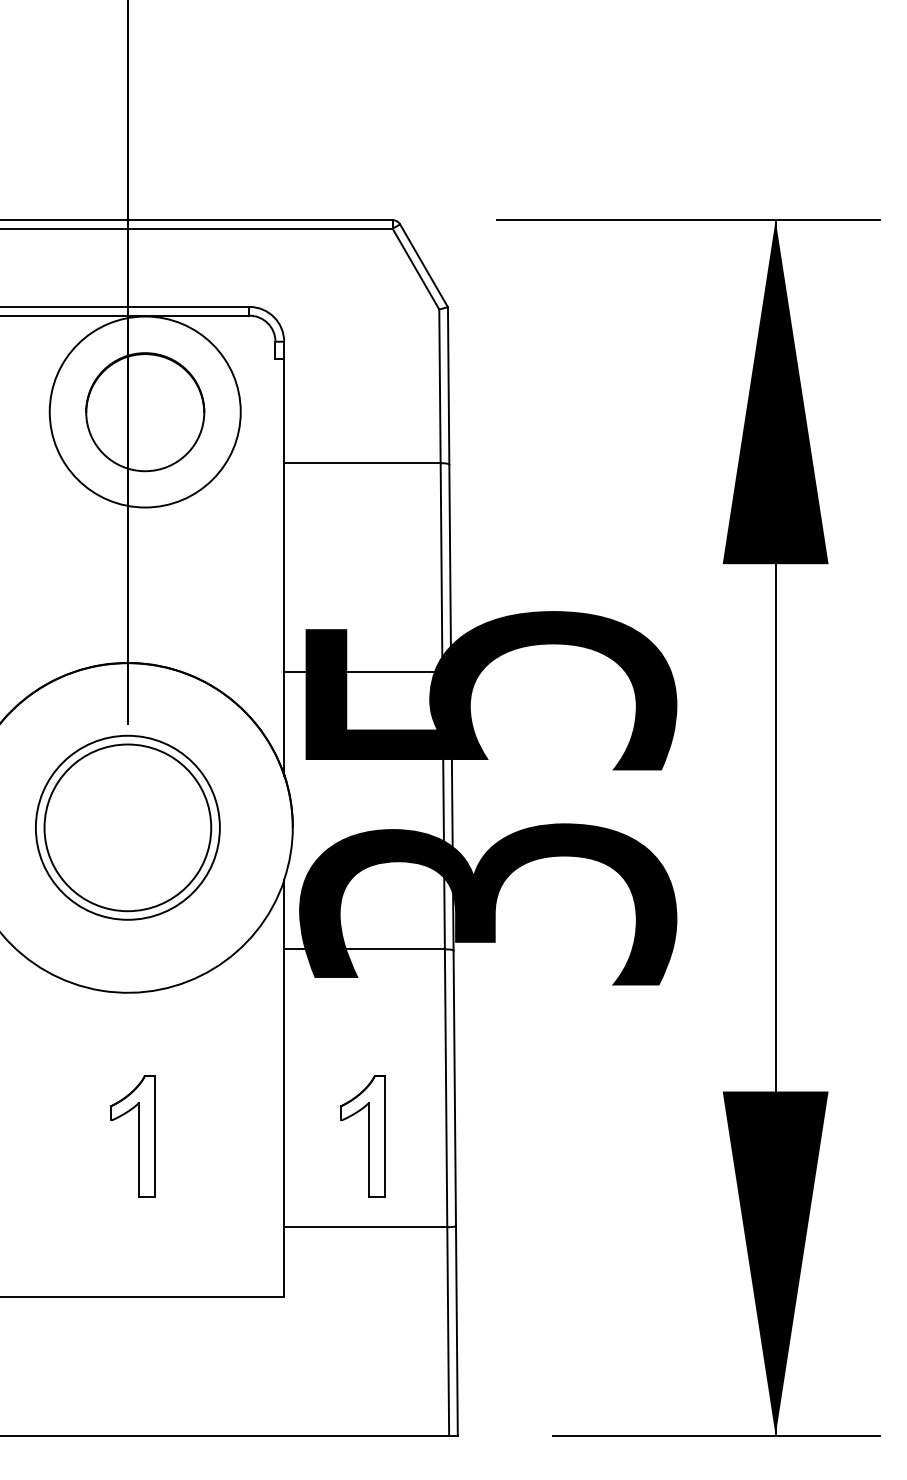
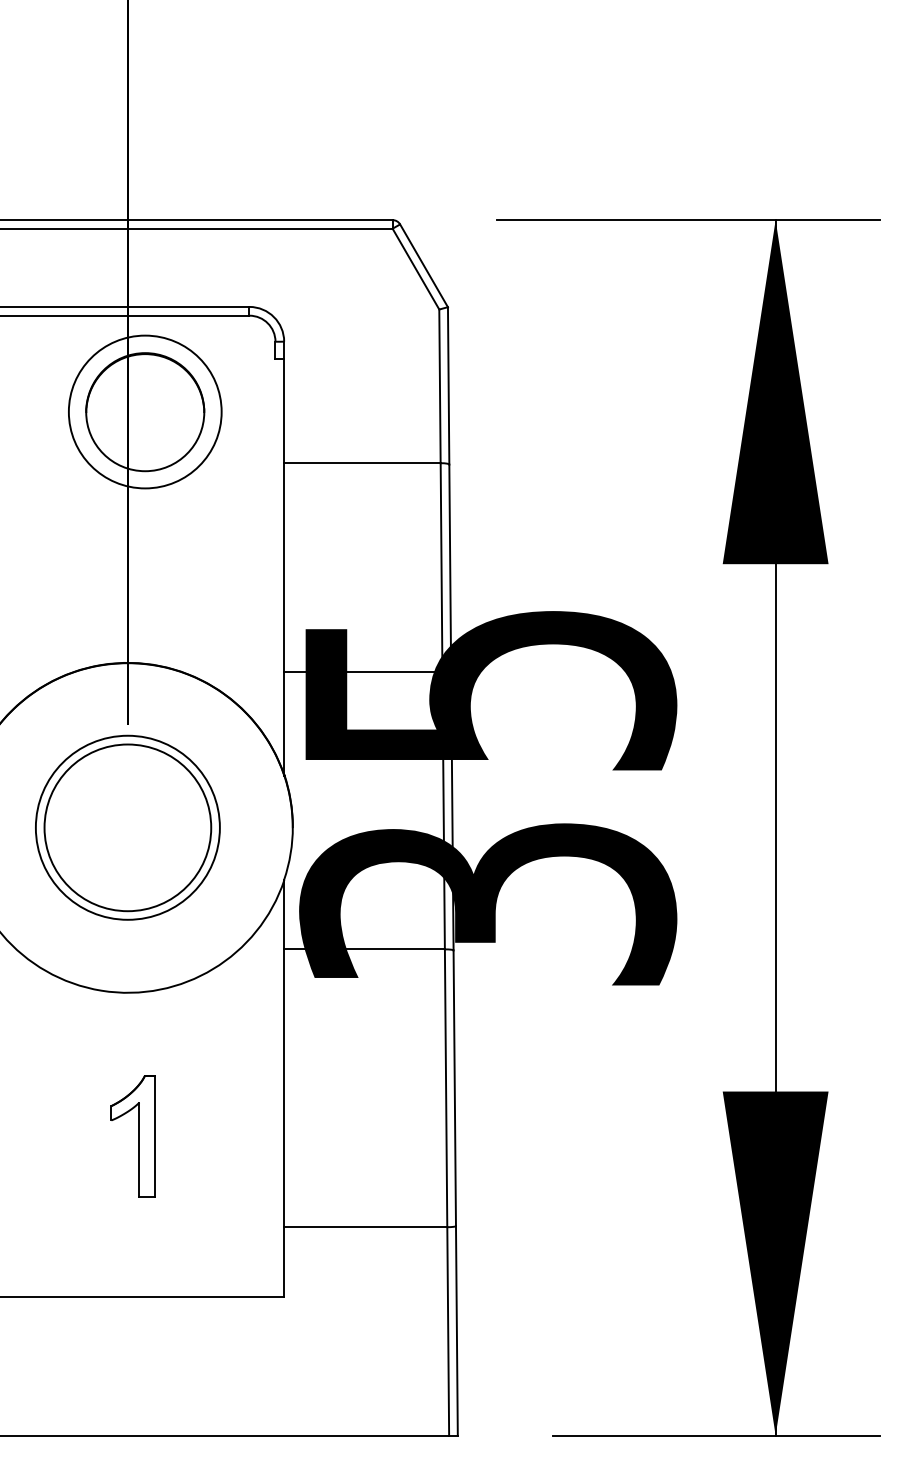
circle diameter: 191 px -> 153 px (144, 411)
part: present -> none (362, 1136)
